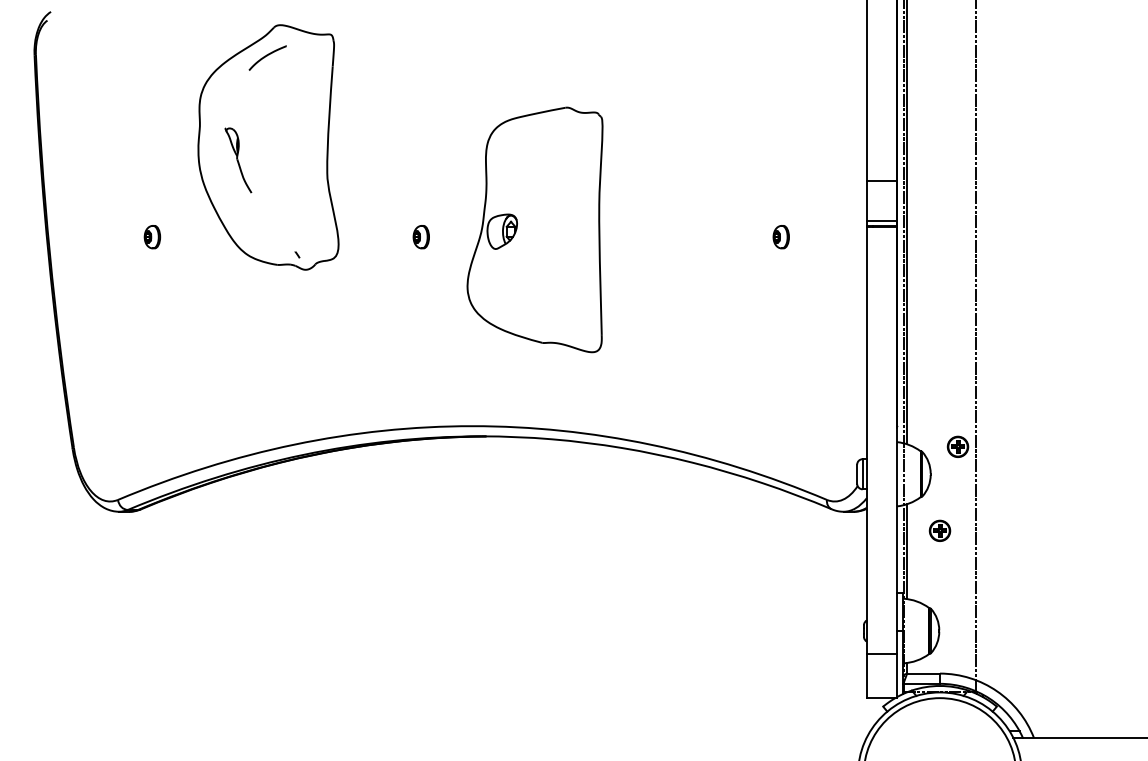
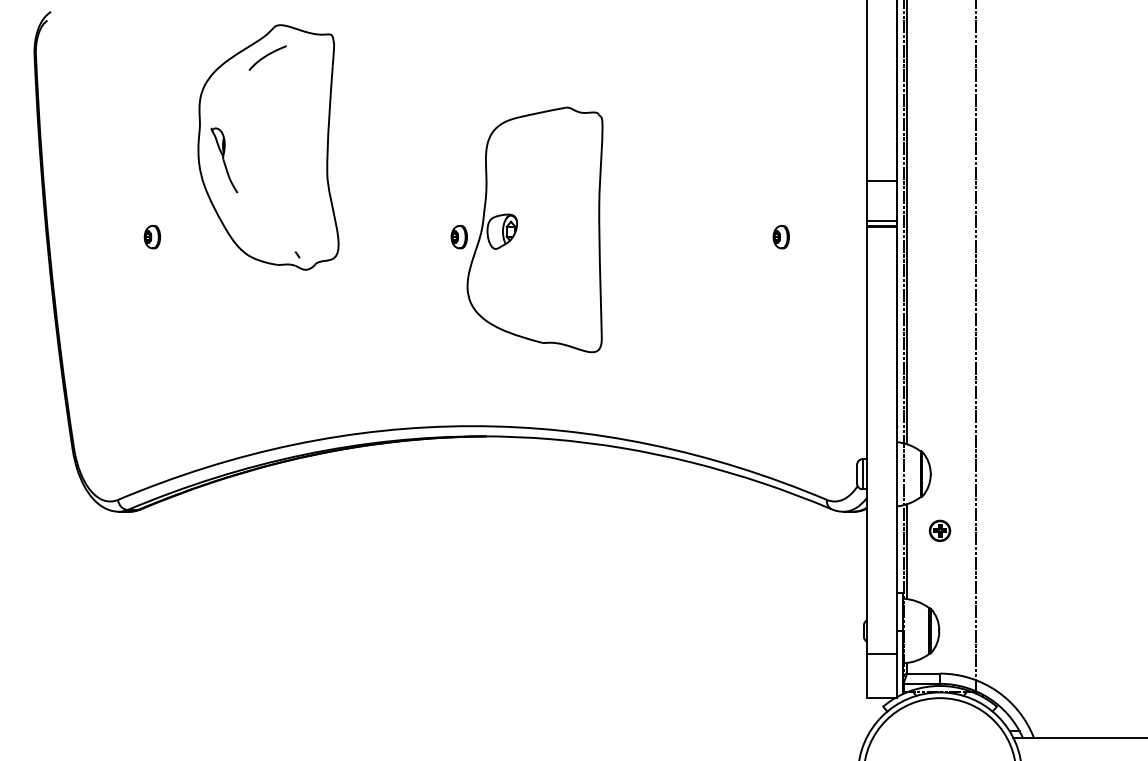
part position: (238, 160) -> (224, 160) (224, 160)
part position: (420, 237) -> (458, 237) (458, 237)
part: present -> none (957, 446)
